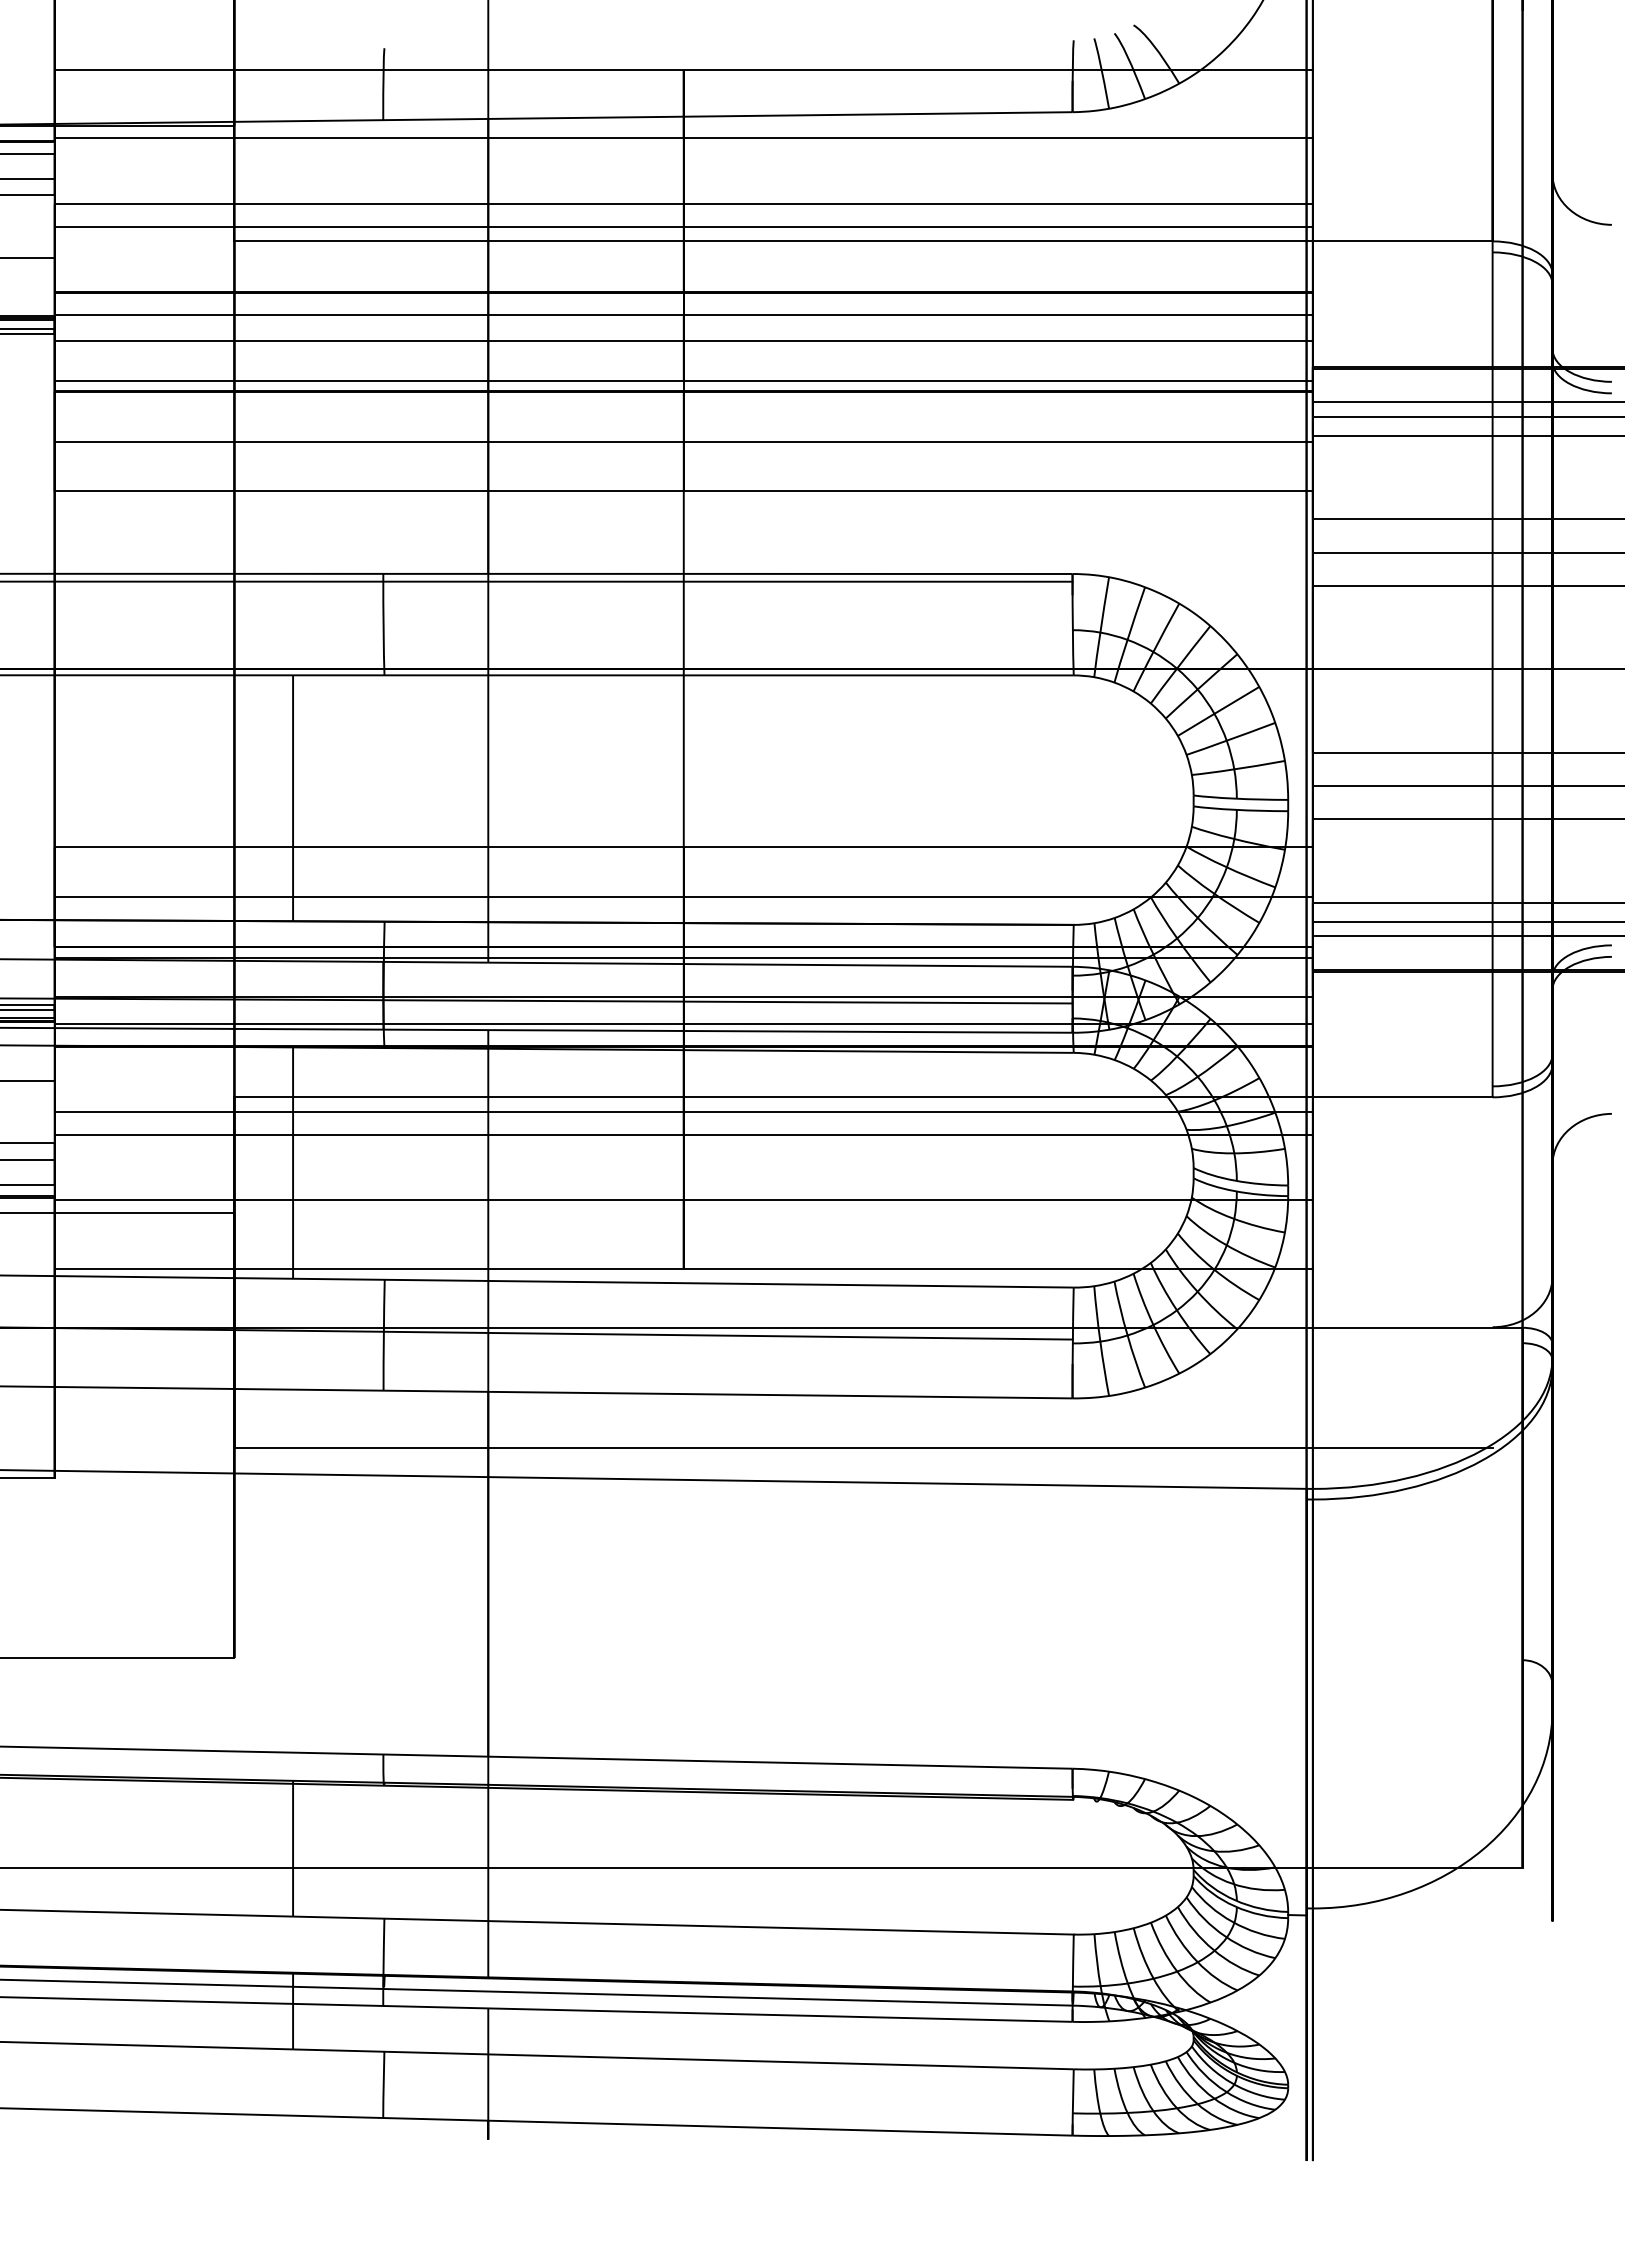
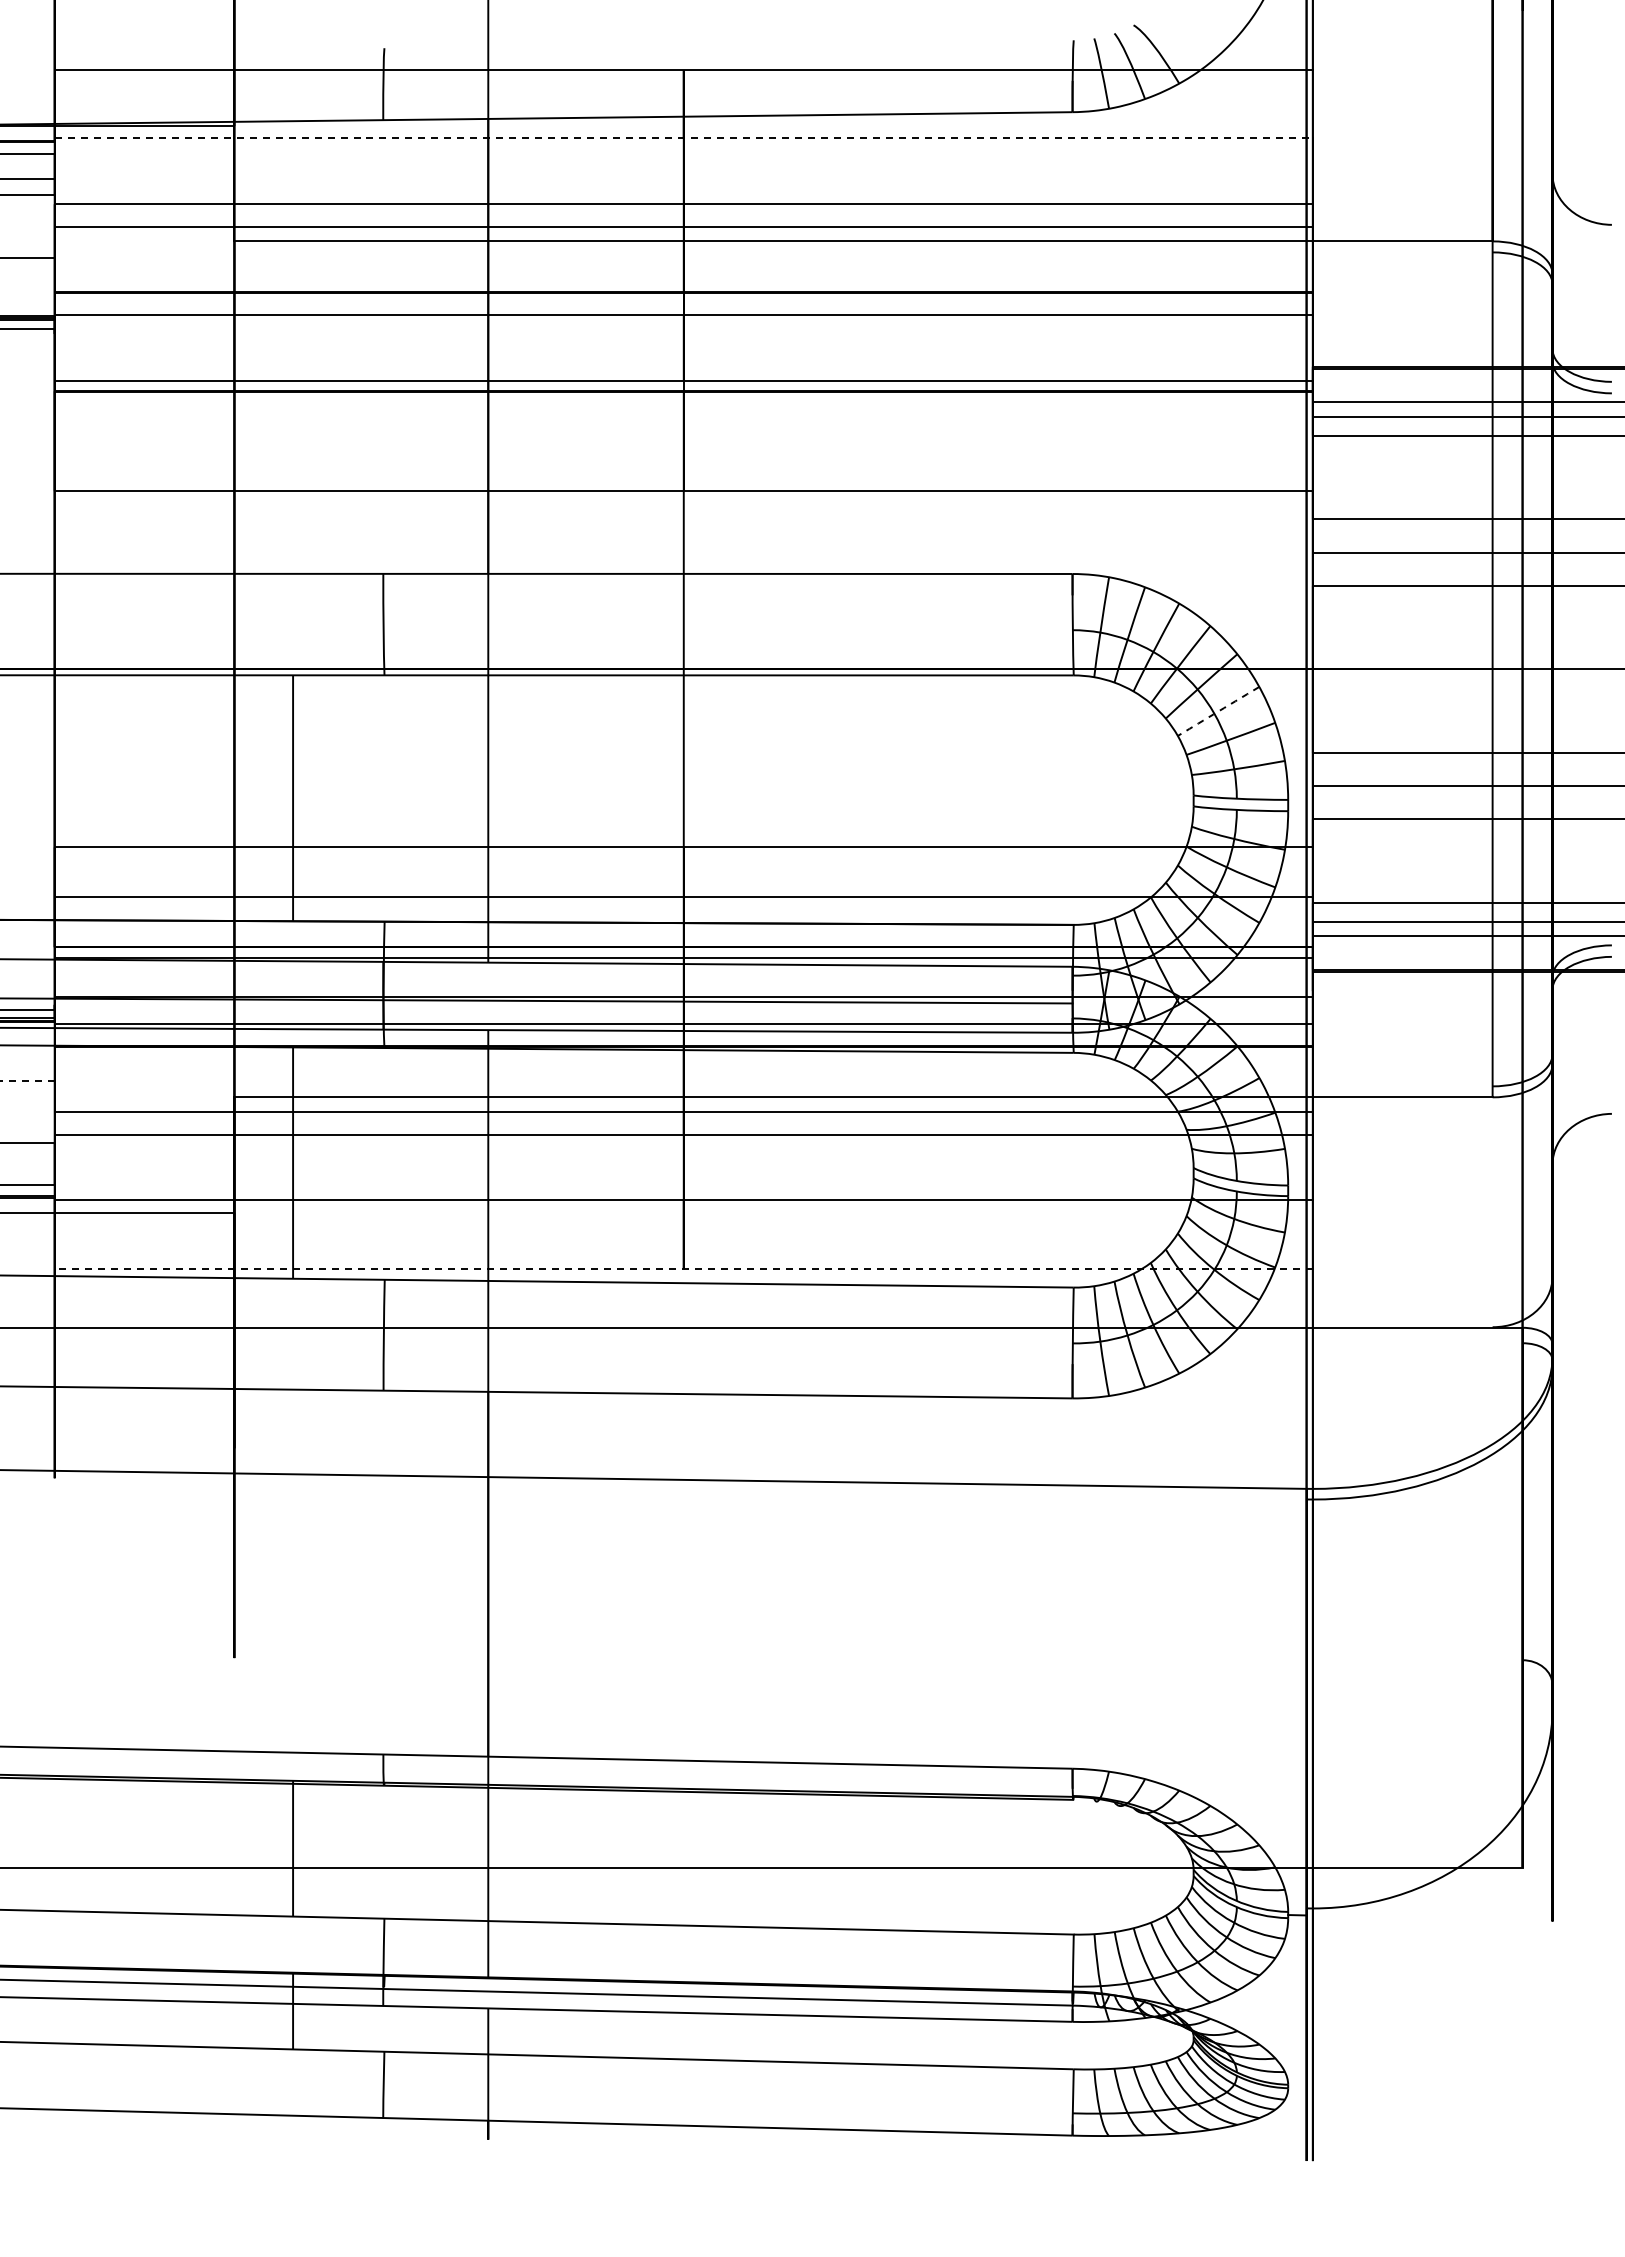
line: solid -> dashed (684, 138)
line: present -> none (28, 333)
line: present -> none (683, 341)
line: present -> none (683, 441)
line: present -> none (537, 581)
arc: solid -> dashed (1218, 711)
line: present -> none (28, 1004)
line: solid -> dashed (27, 1080)
line: present -> none (28, 1159)
line: solid -> dashed (683, 1268)
line: present -> none (537, 1333)
line: present -> none (863, 1448)
line: present -> none (28, 1478)
line: present -> none (118, 1657)
